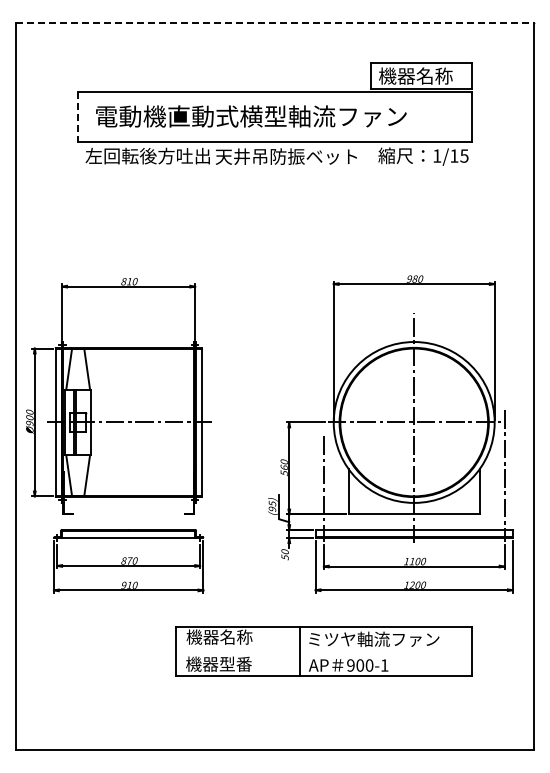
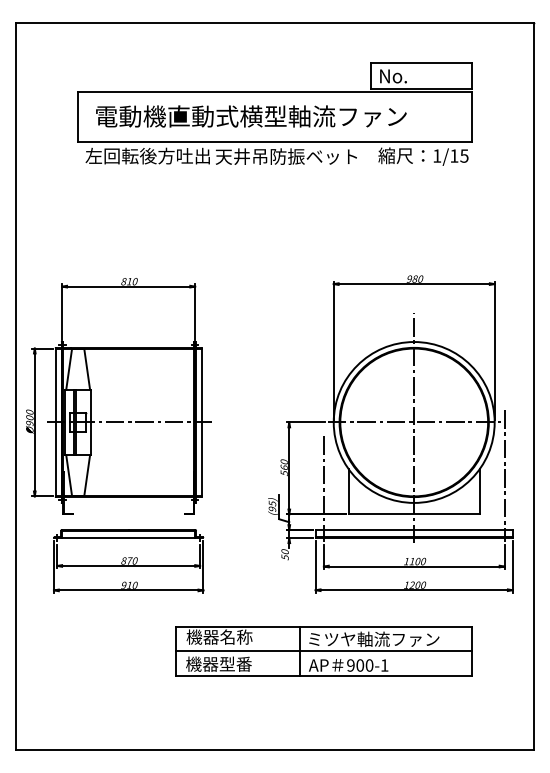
line: dashed -> solid (274, 23)
text: 機器名称 -> No. (415, 75)
line: dashed -> solid (77, 116)
line: none -> present (324, 651)
